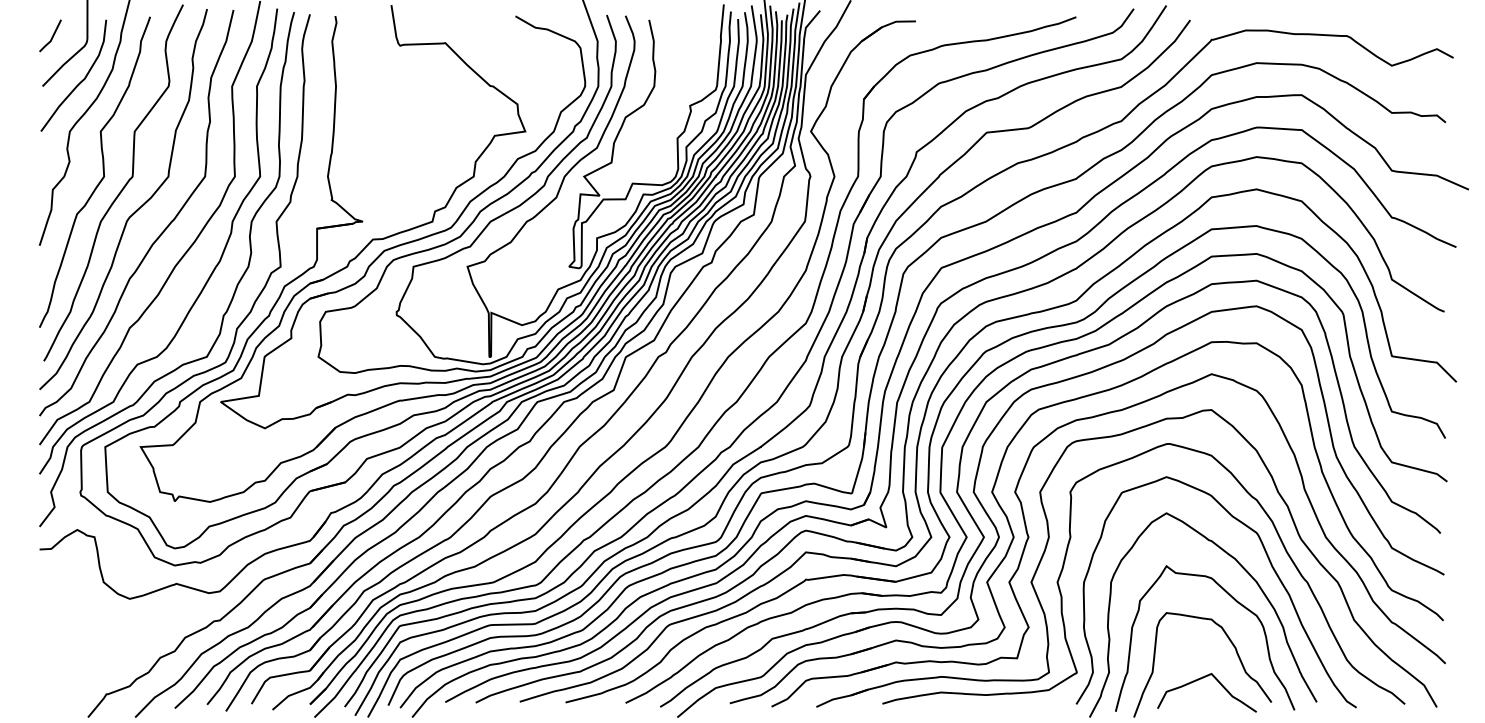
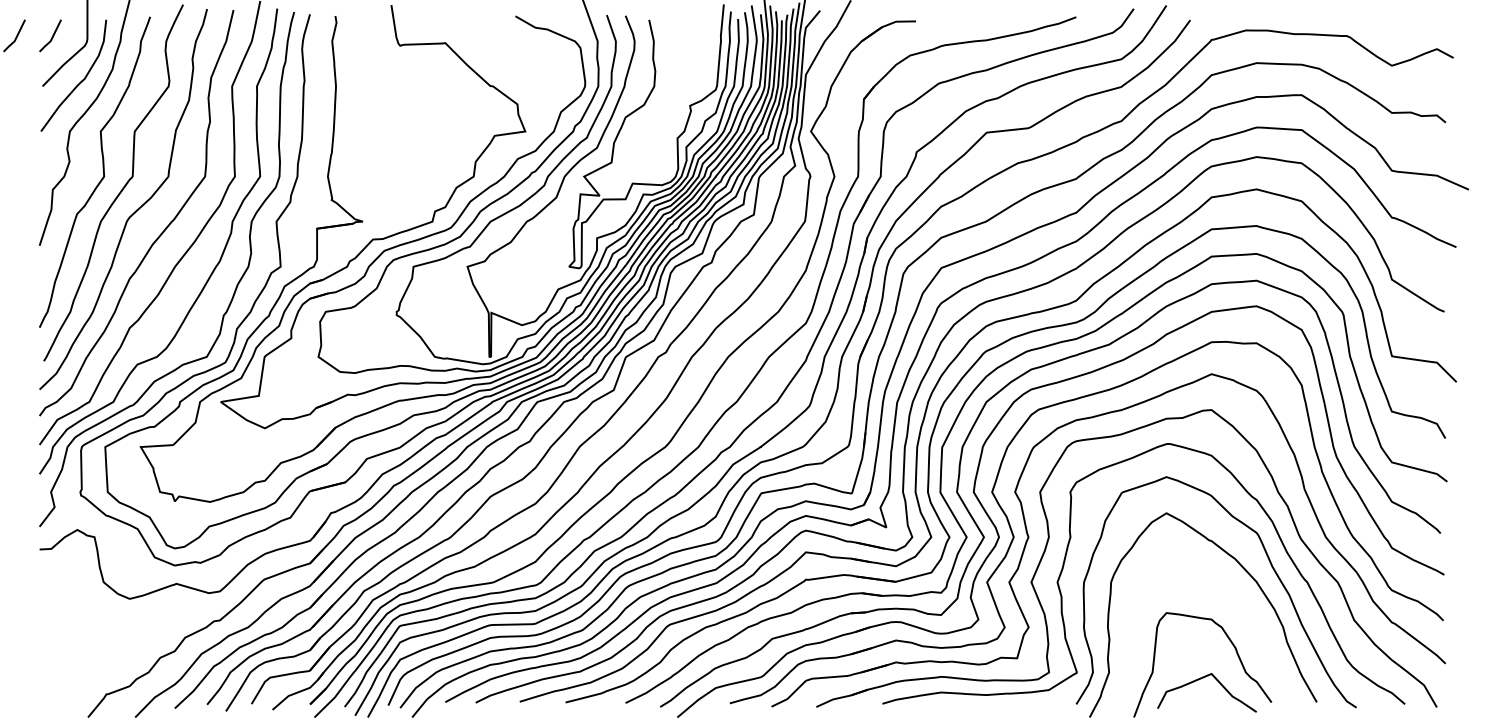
line: none -> present (16, 35)
curve: present -> none (1236, 602)
